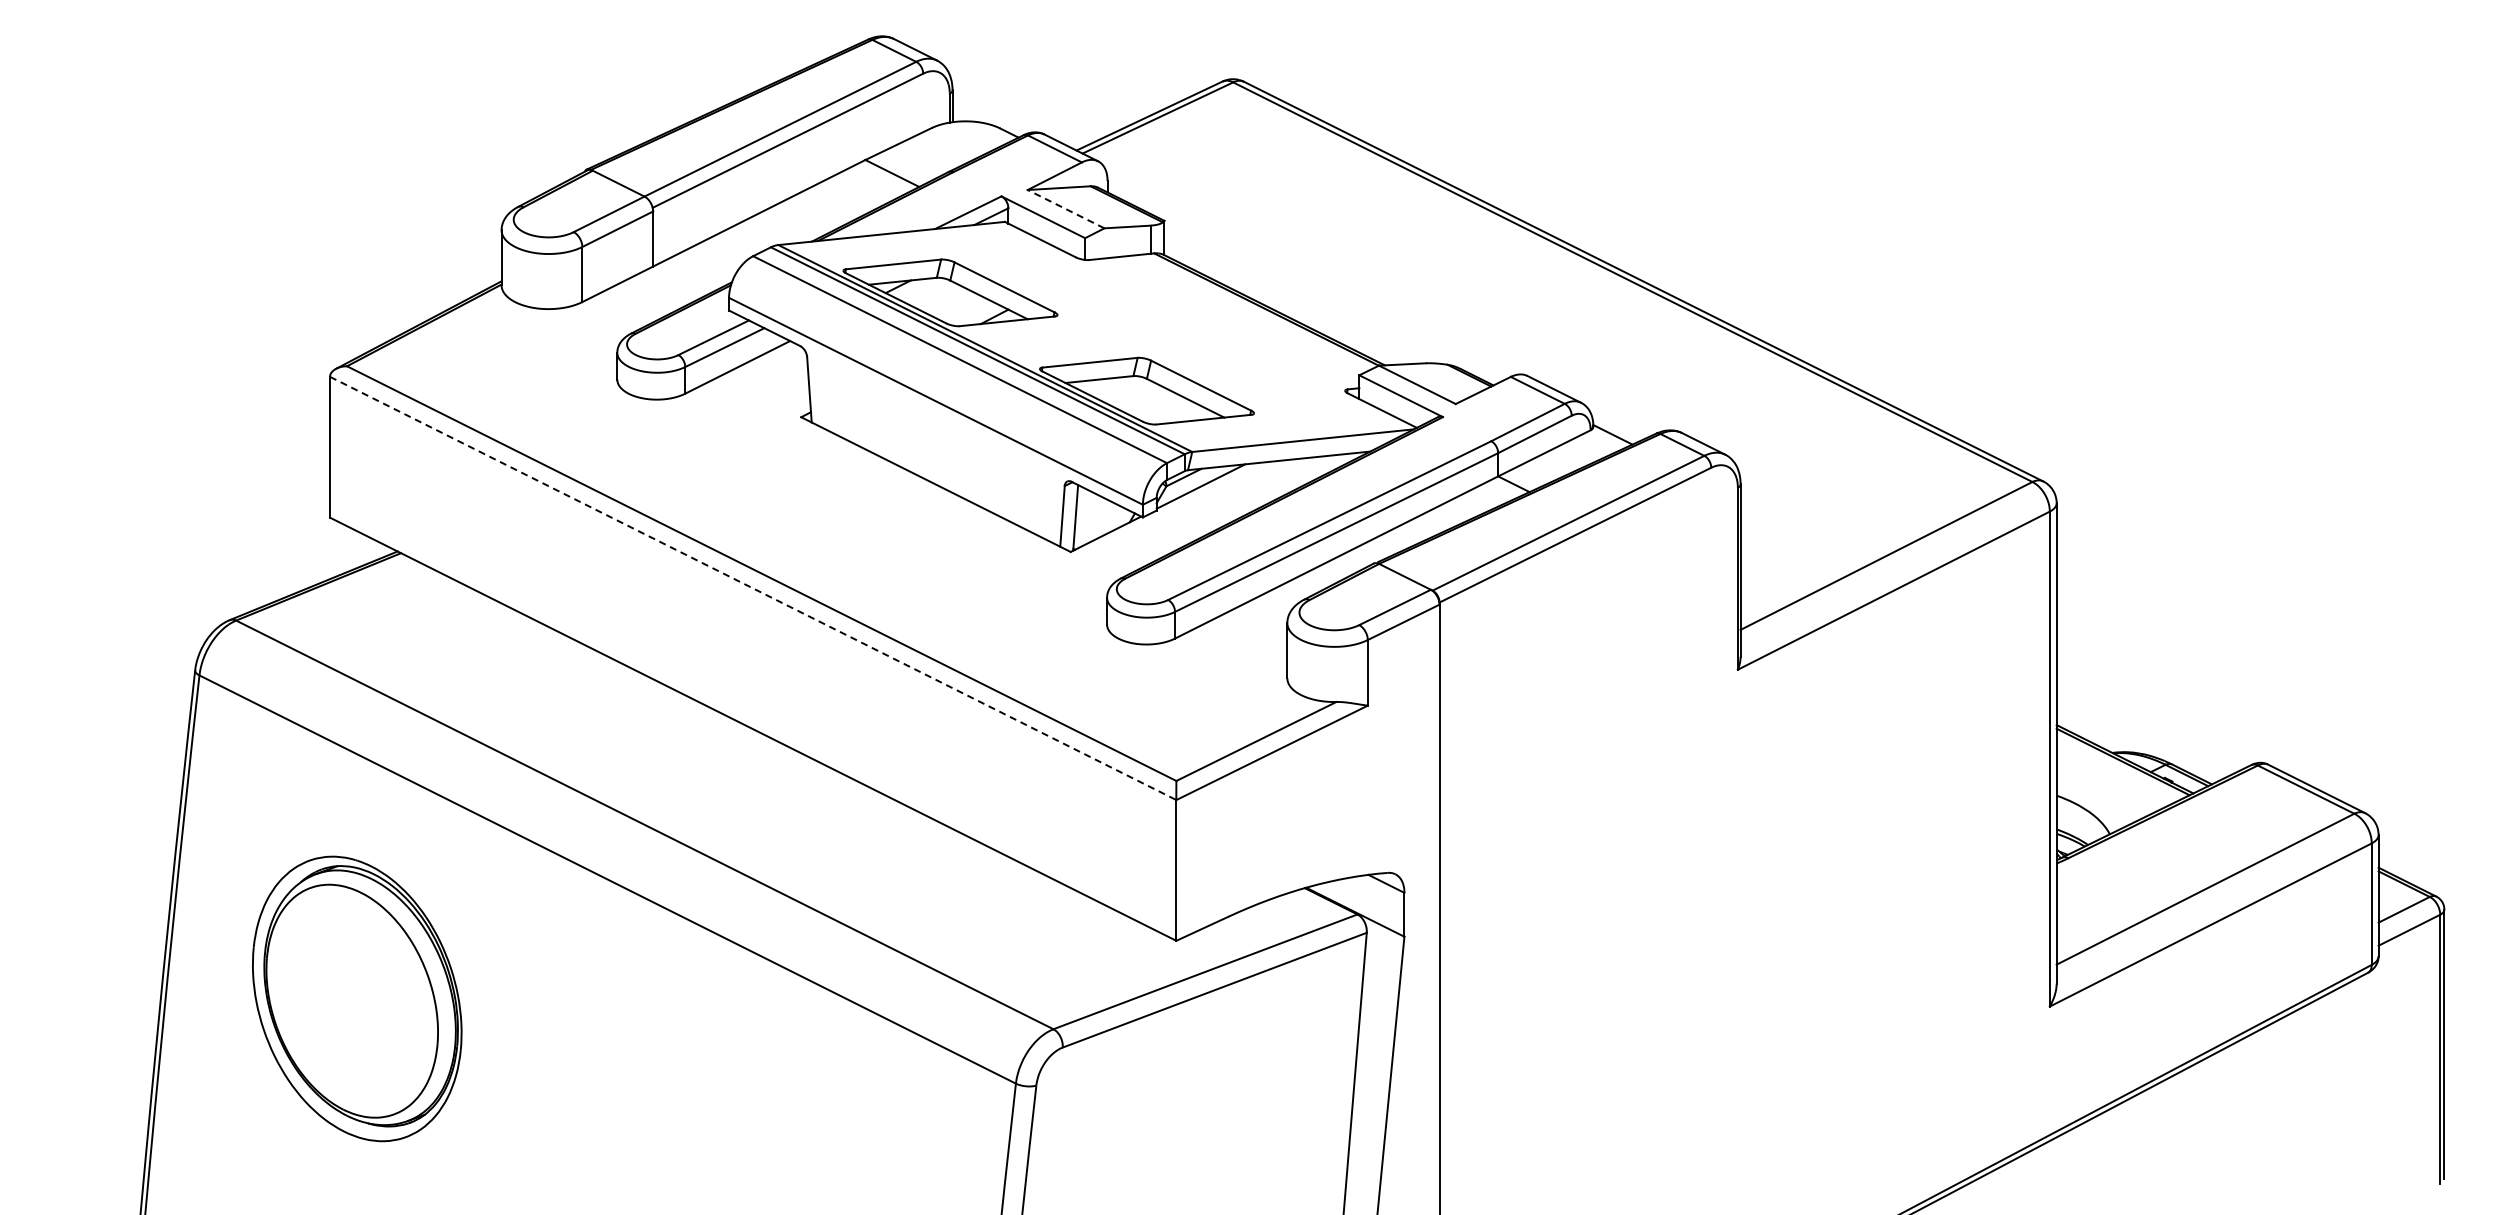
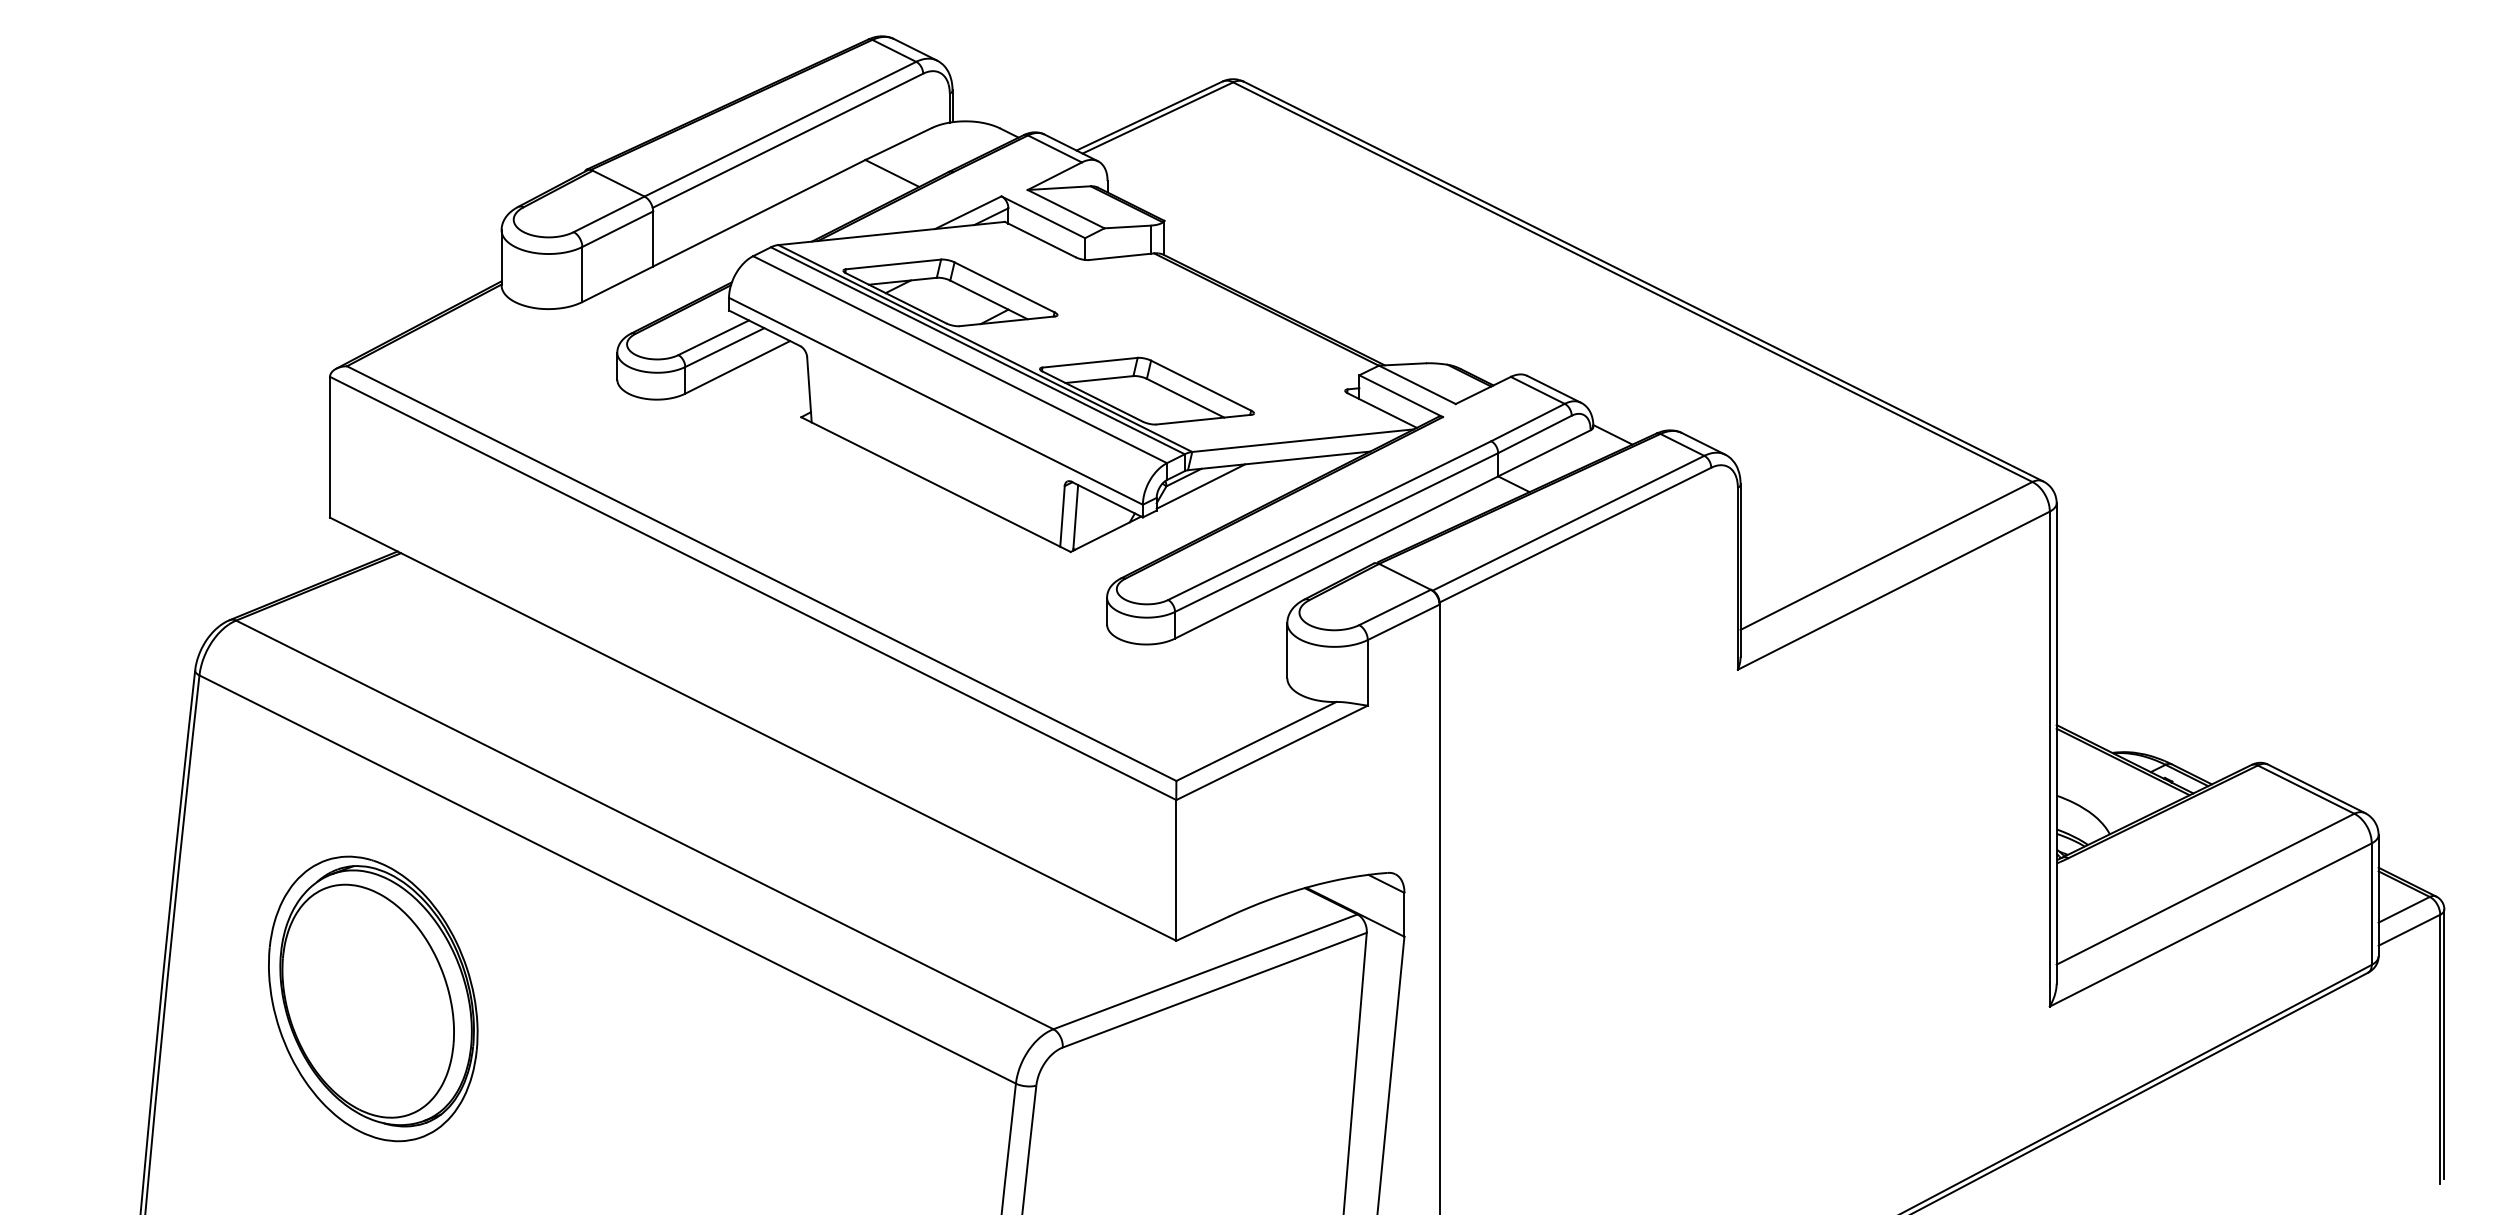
line: dashed -> solid (1066, 209)
line: dashed -> solid (753, 588)
part position: (357, 998) -> (373, 998) (373, 998)
